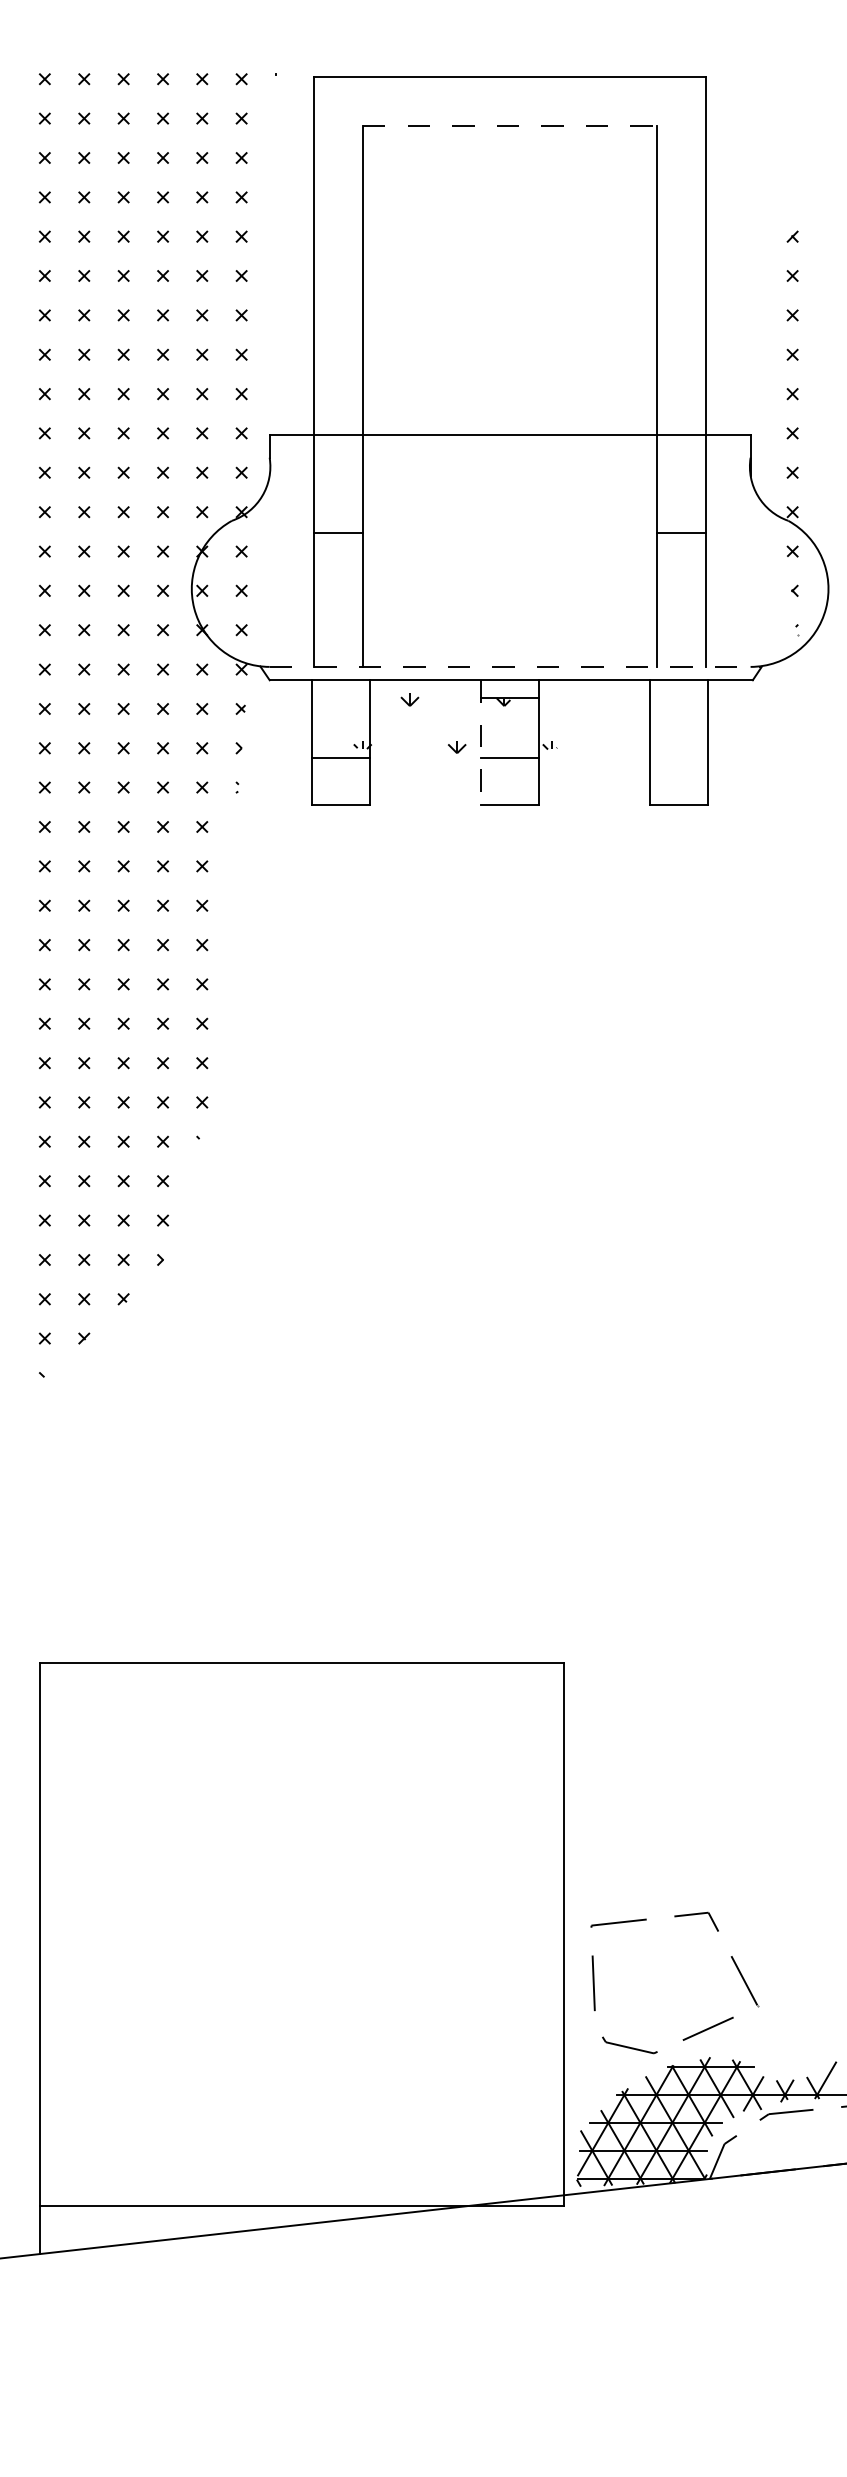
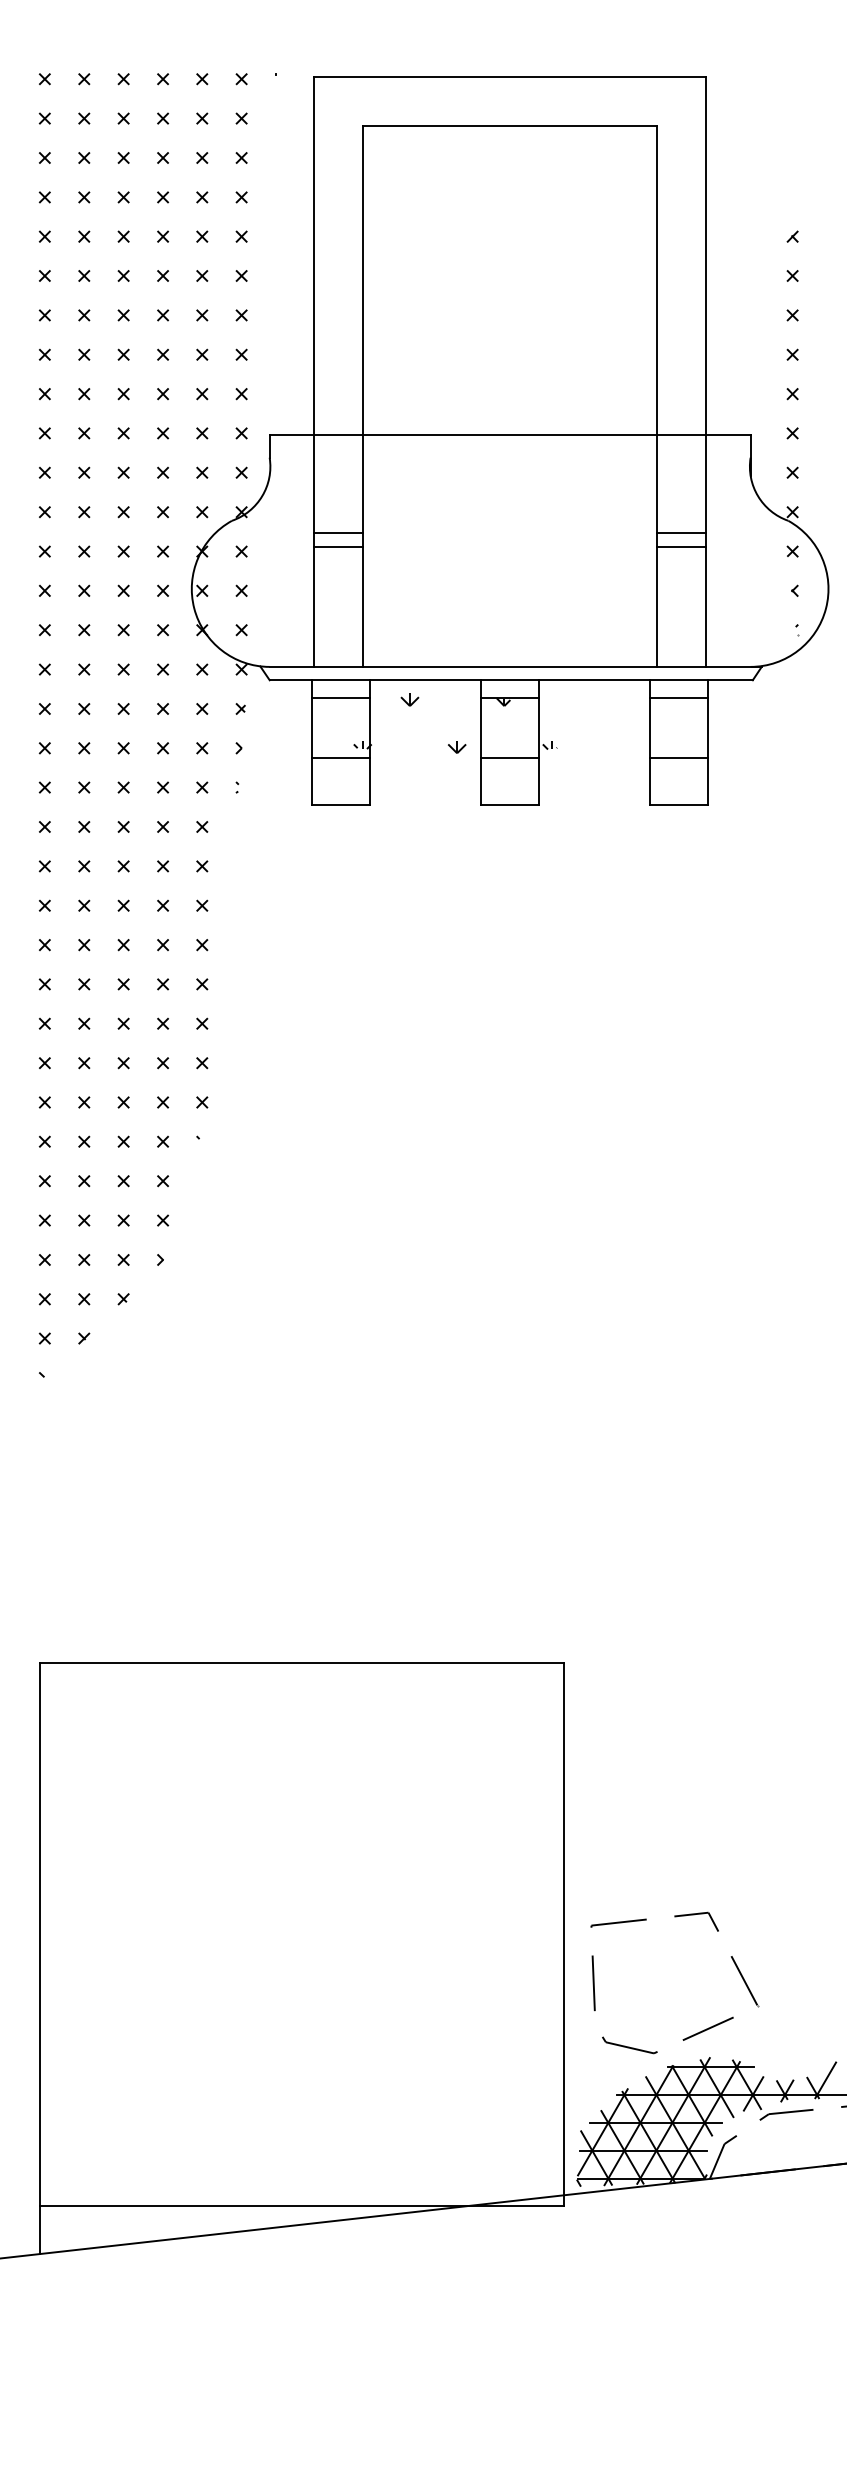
line: dashed -> solid (510, 125)
line: none -> present (338, 546)
line: none -> present (681, 546)
line: dashed -> solid (515, 666)
line: none -> present (340, 698)
line: none -> present (679, 698)
line: dashed -> solid (481, 743)
line: none -> present (679, 758)
